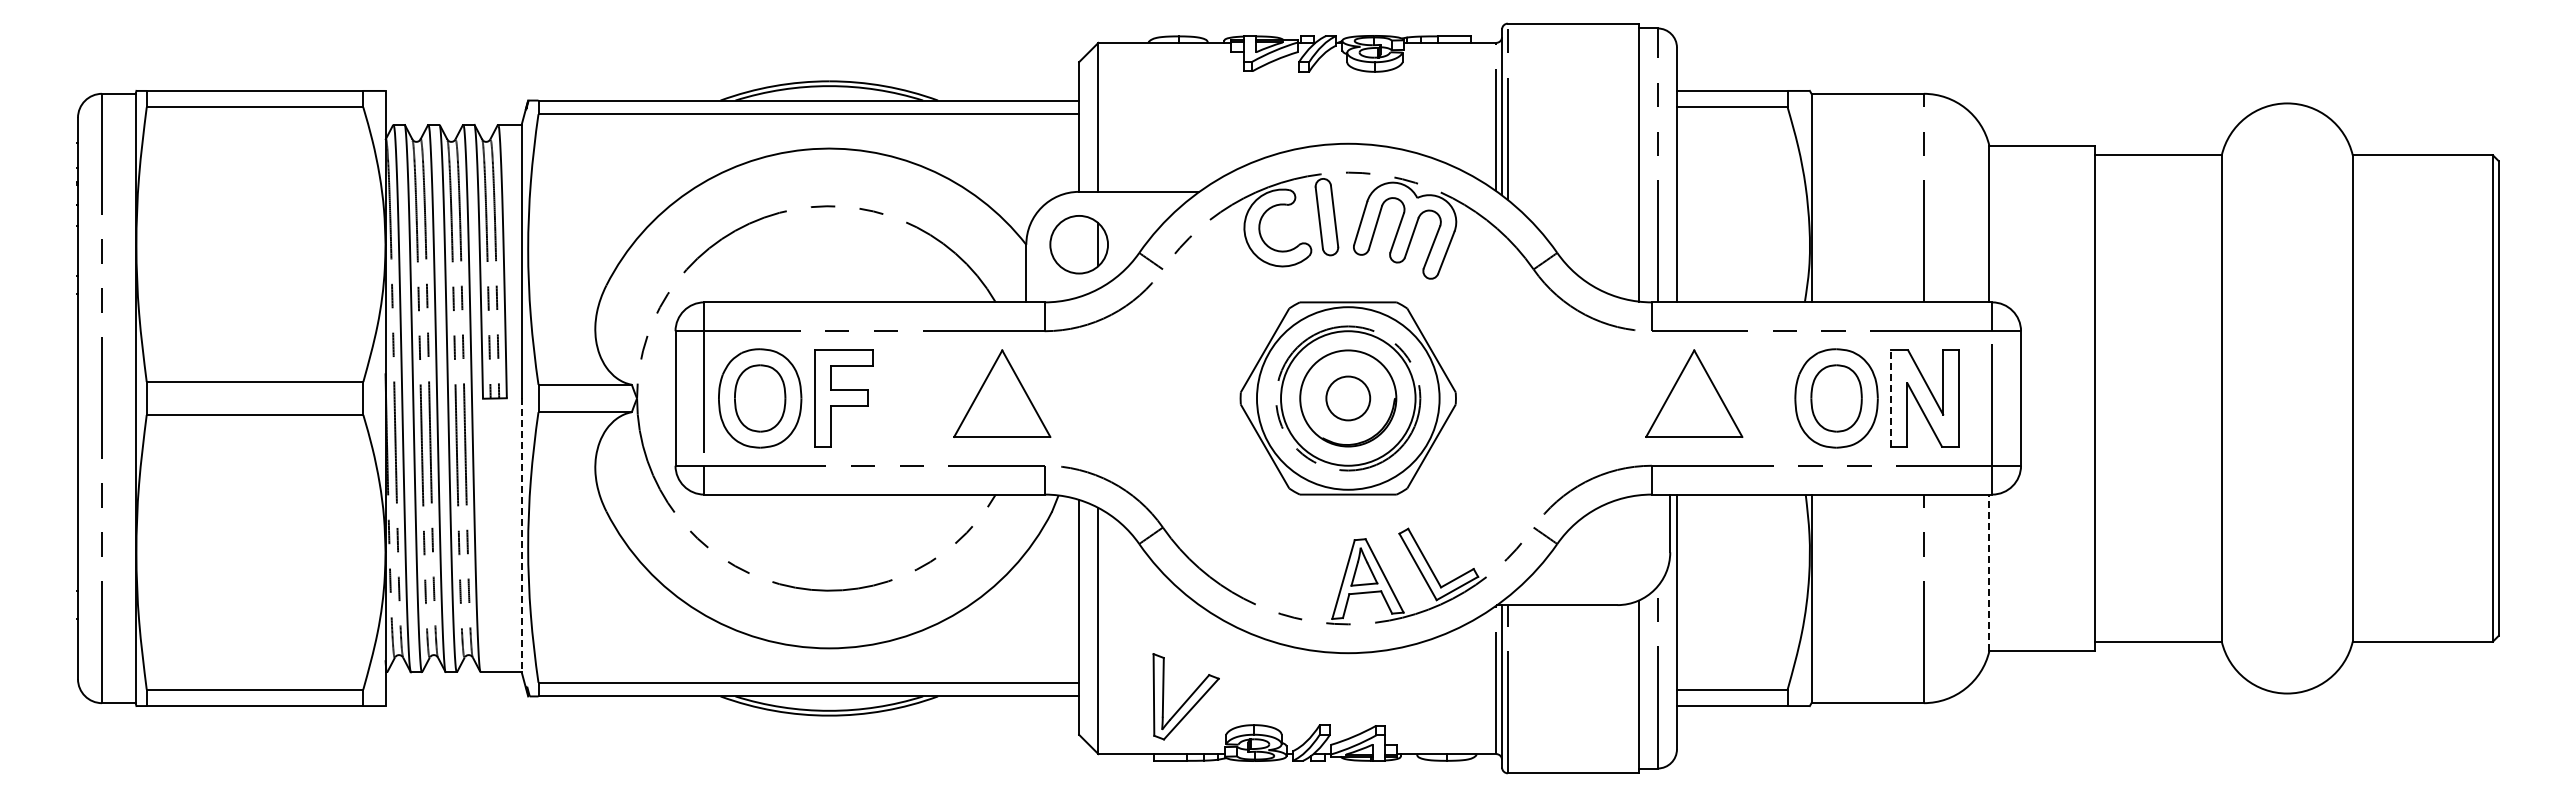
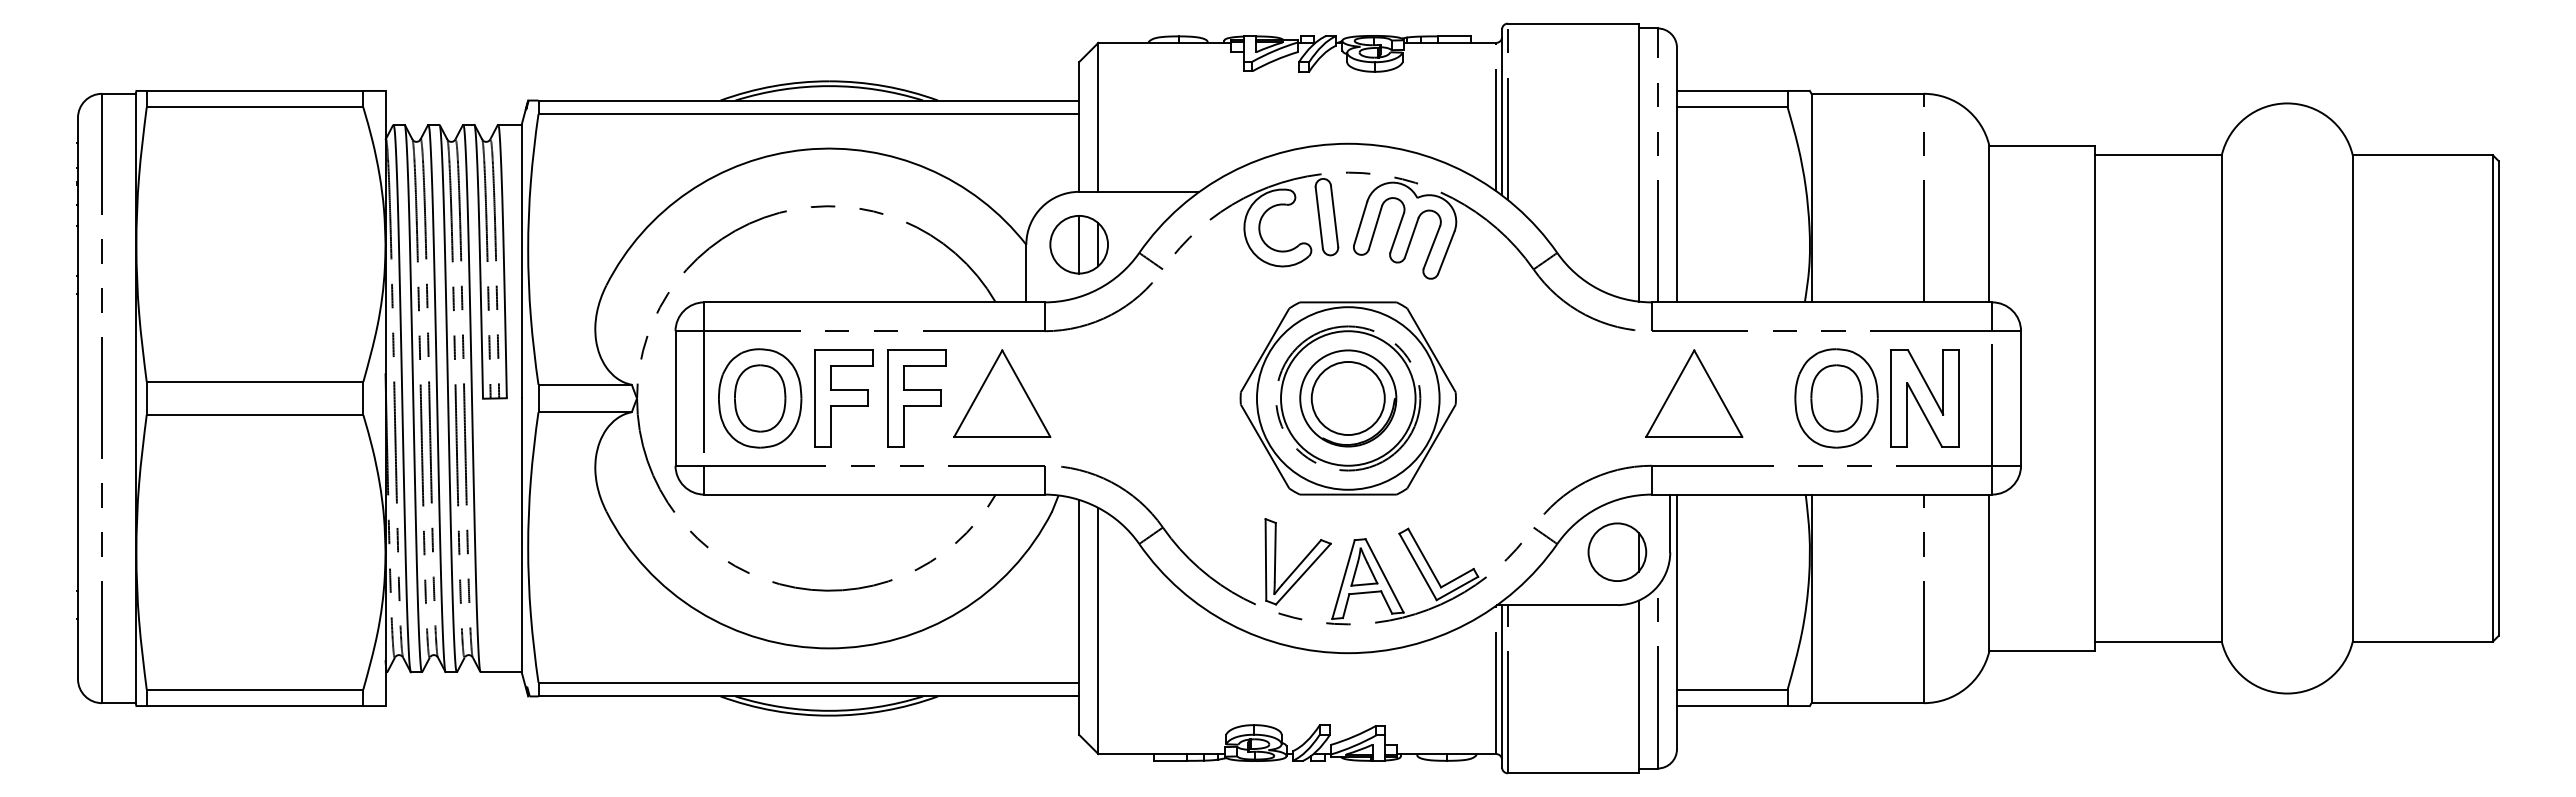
line: none -> present (1079, 244)
part: none -> present (916, 398)
circle diameter: 44 px -> 73 px (1347, 398)
line: dashed -> solid (1891, 398)
line: dashed -> solid (521, 535)
part: none -> present (1617, 551)
line: dashed -> solid (1989, 572)
part position: (1185, 696) -> (1297, 561) (1297, 561)
